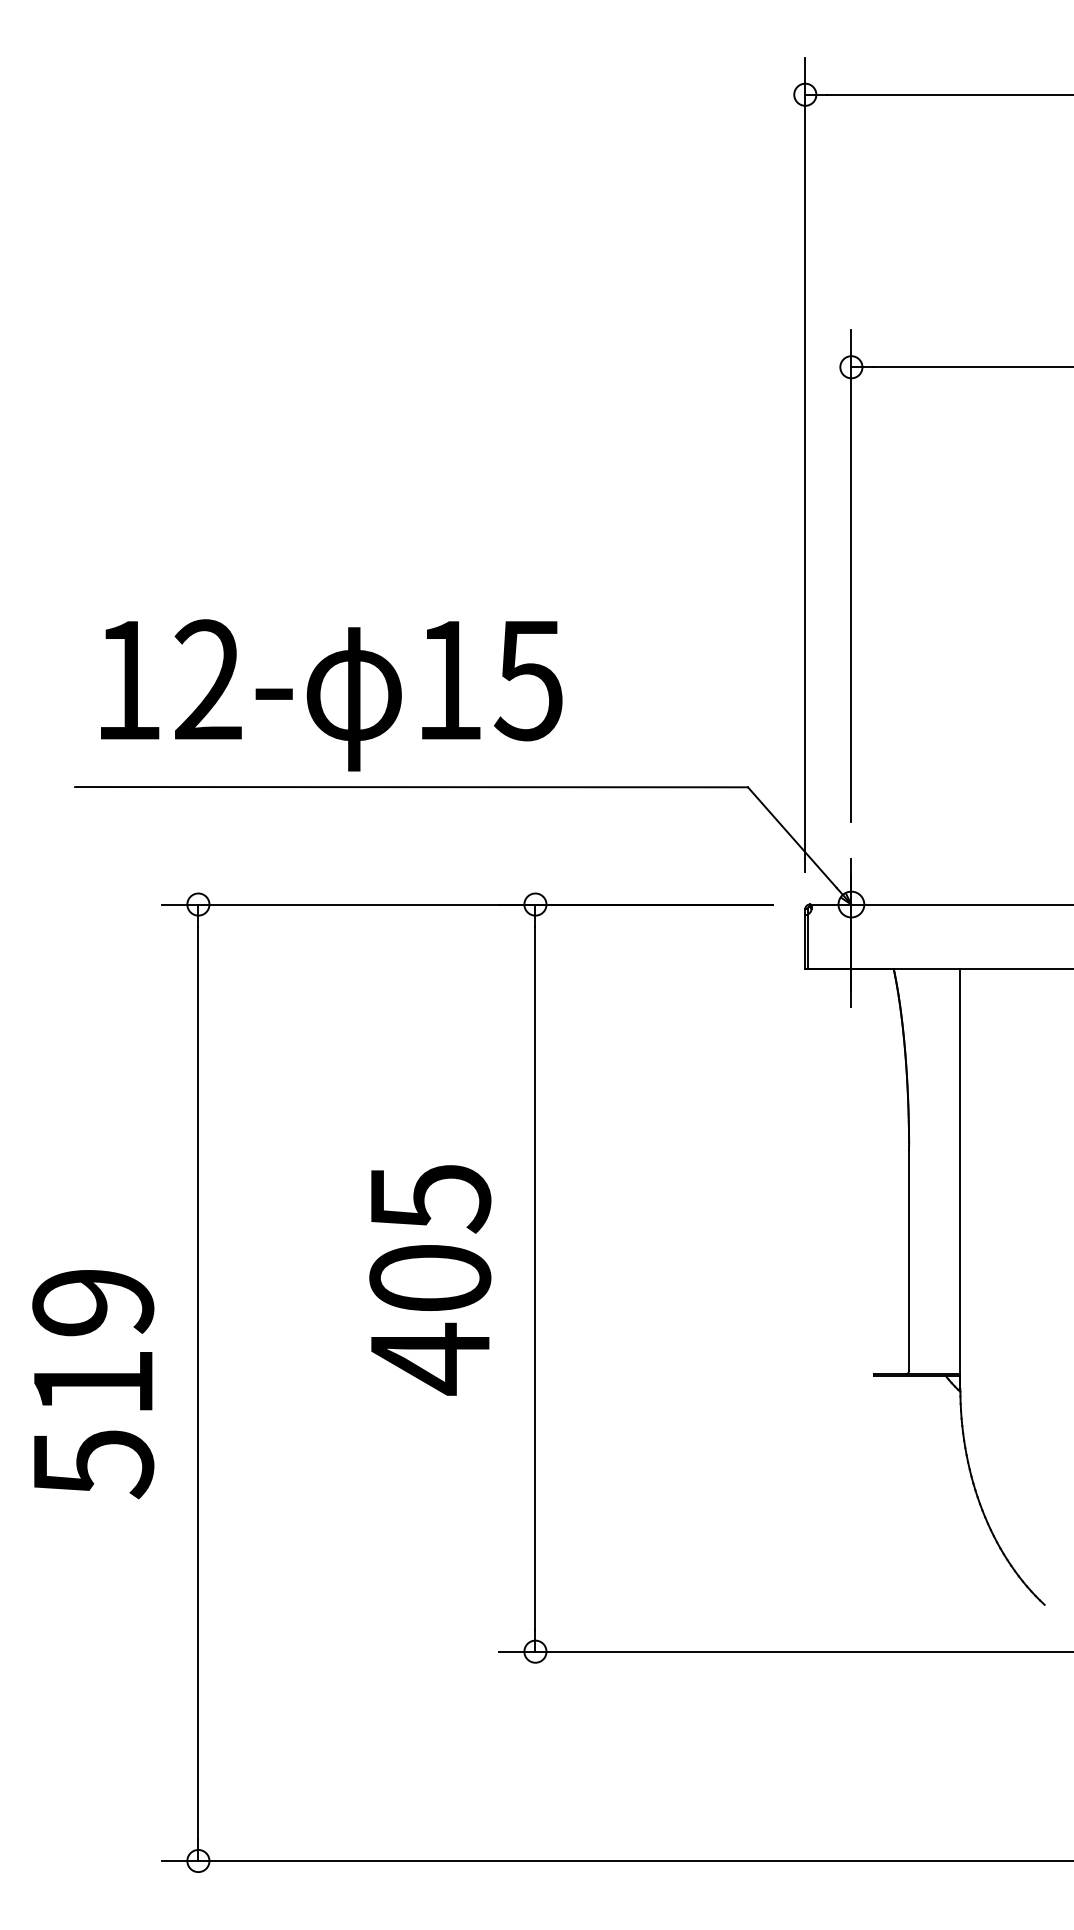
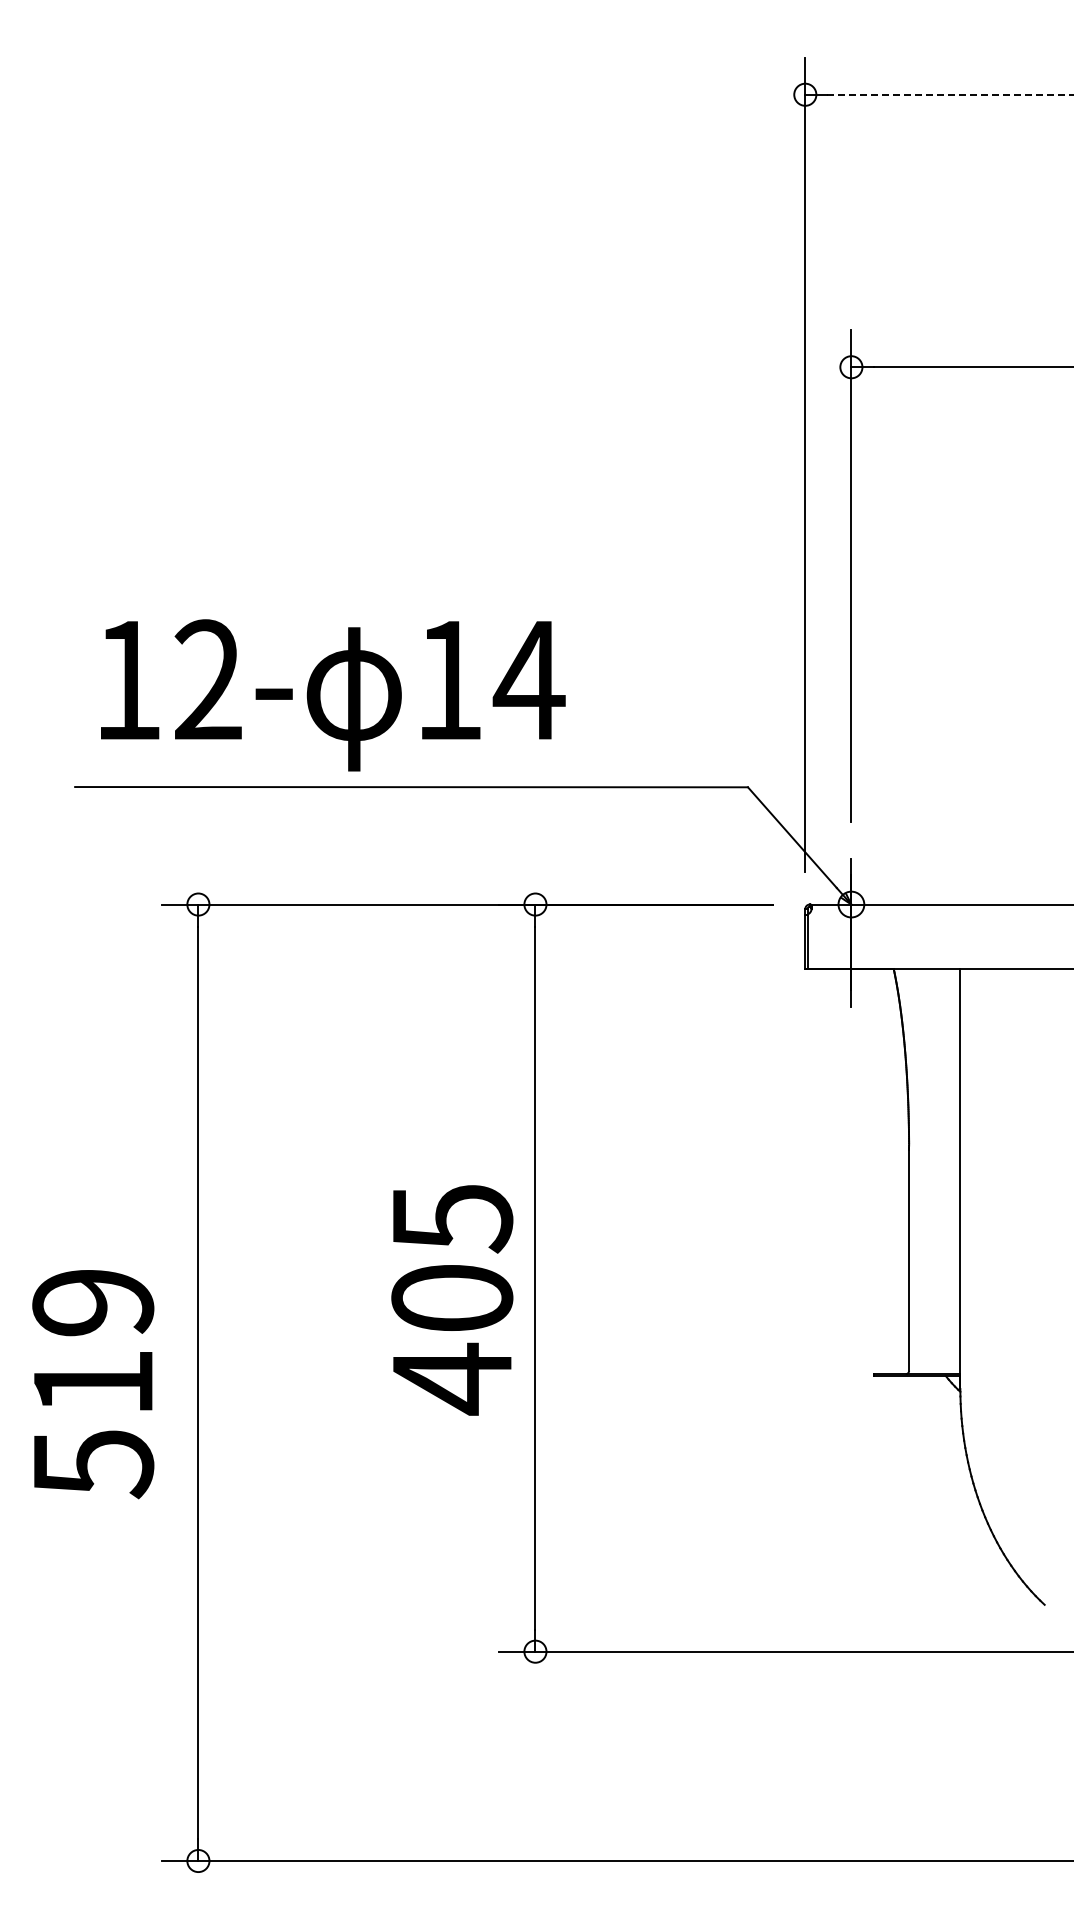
line: solid -> dashed (950, 94)
text: 15 -> 14 (528, 681)
text position: (430, 1280) -> (452, 1300) (452, 1300)
